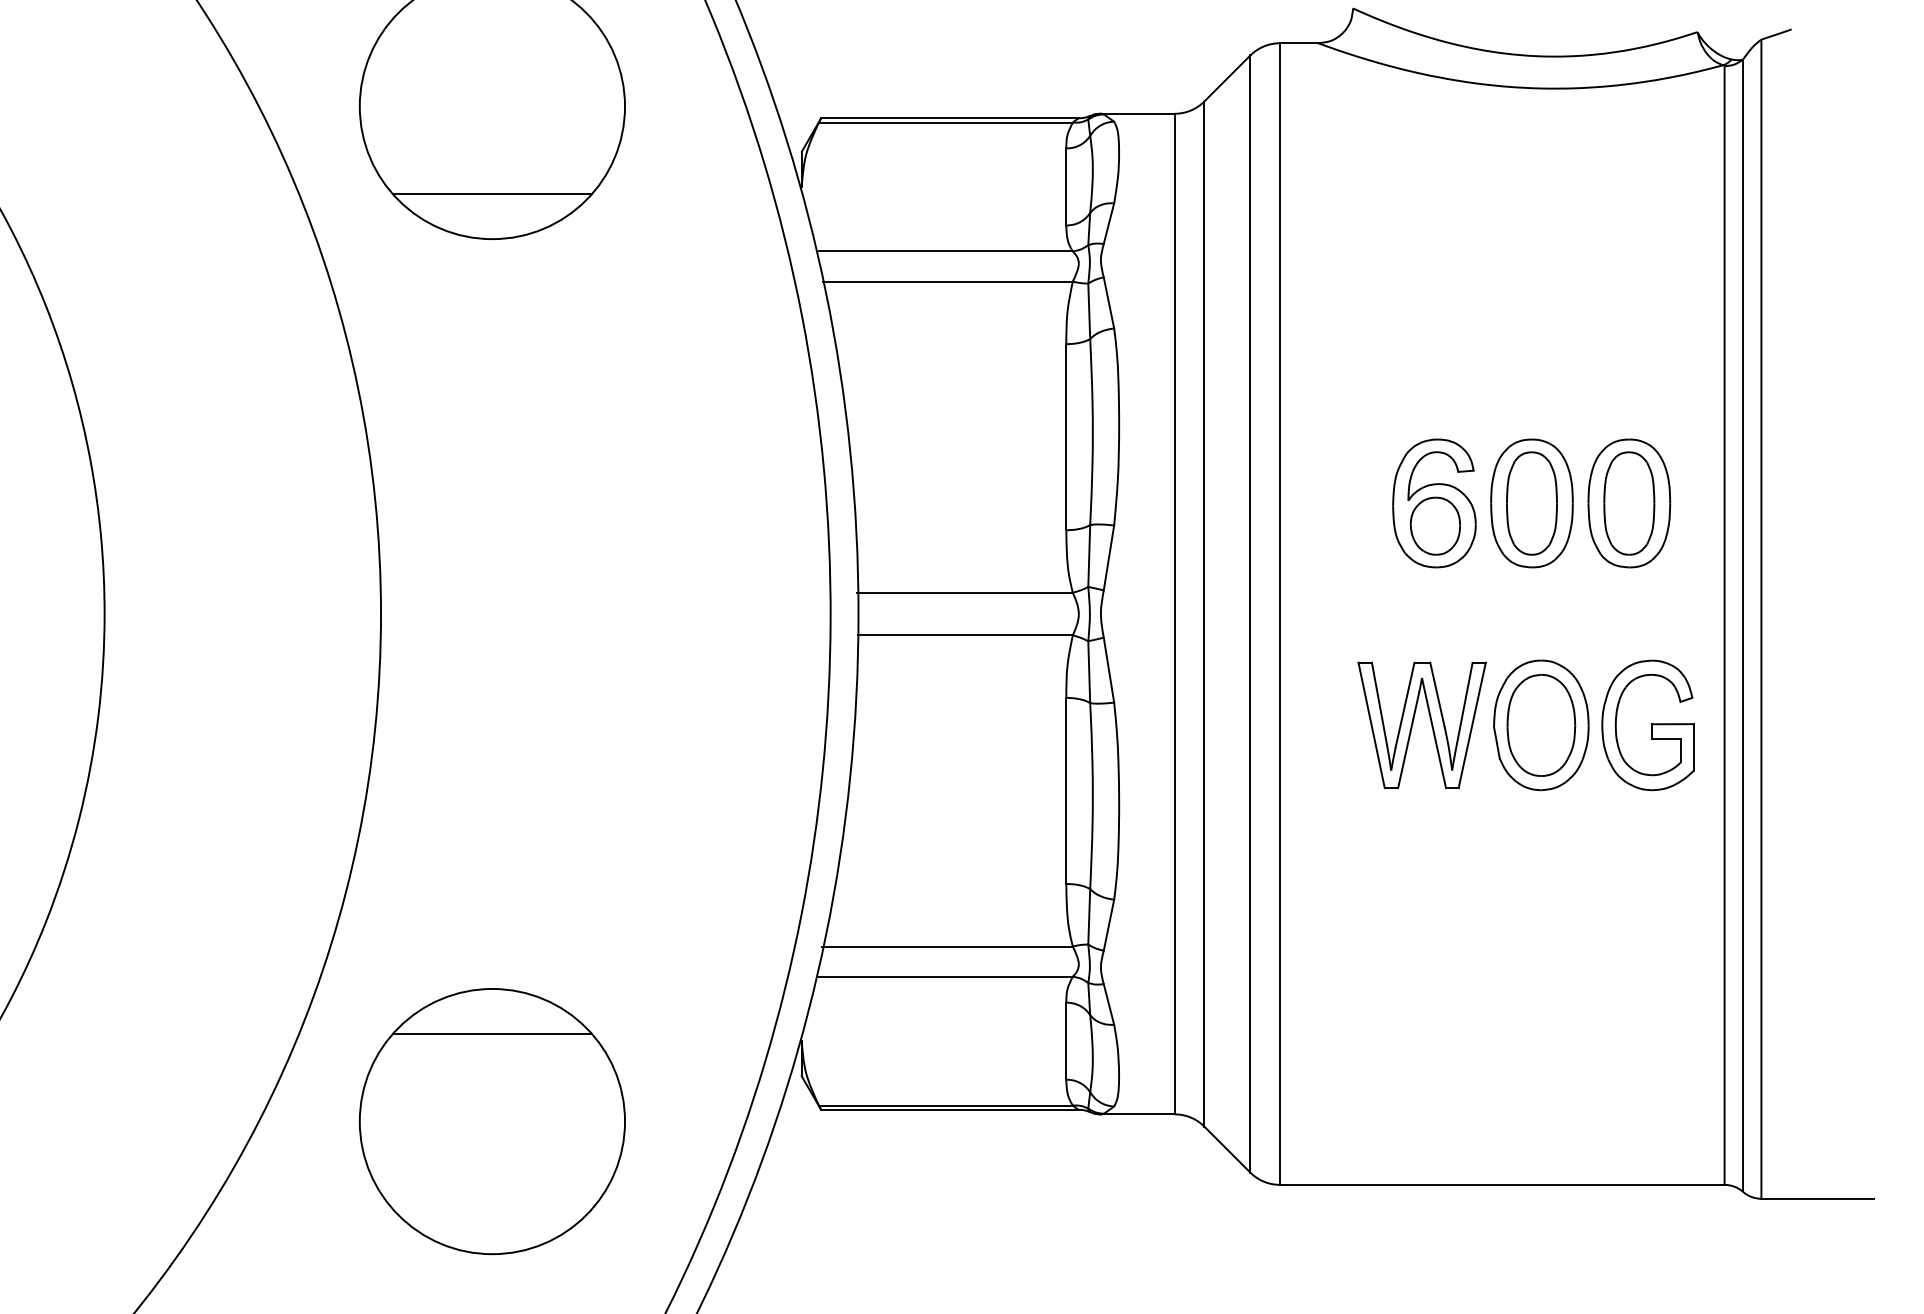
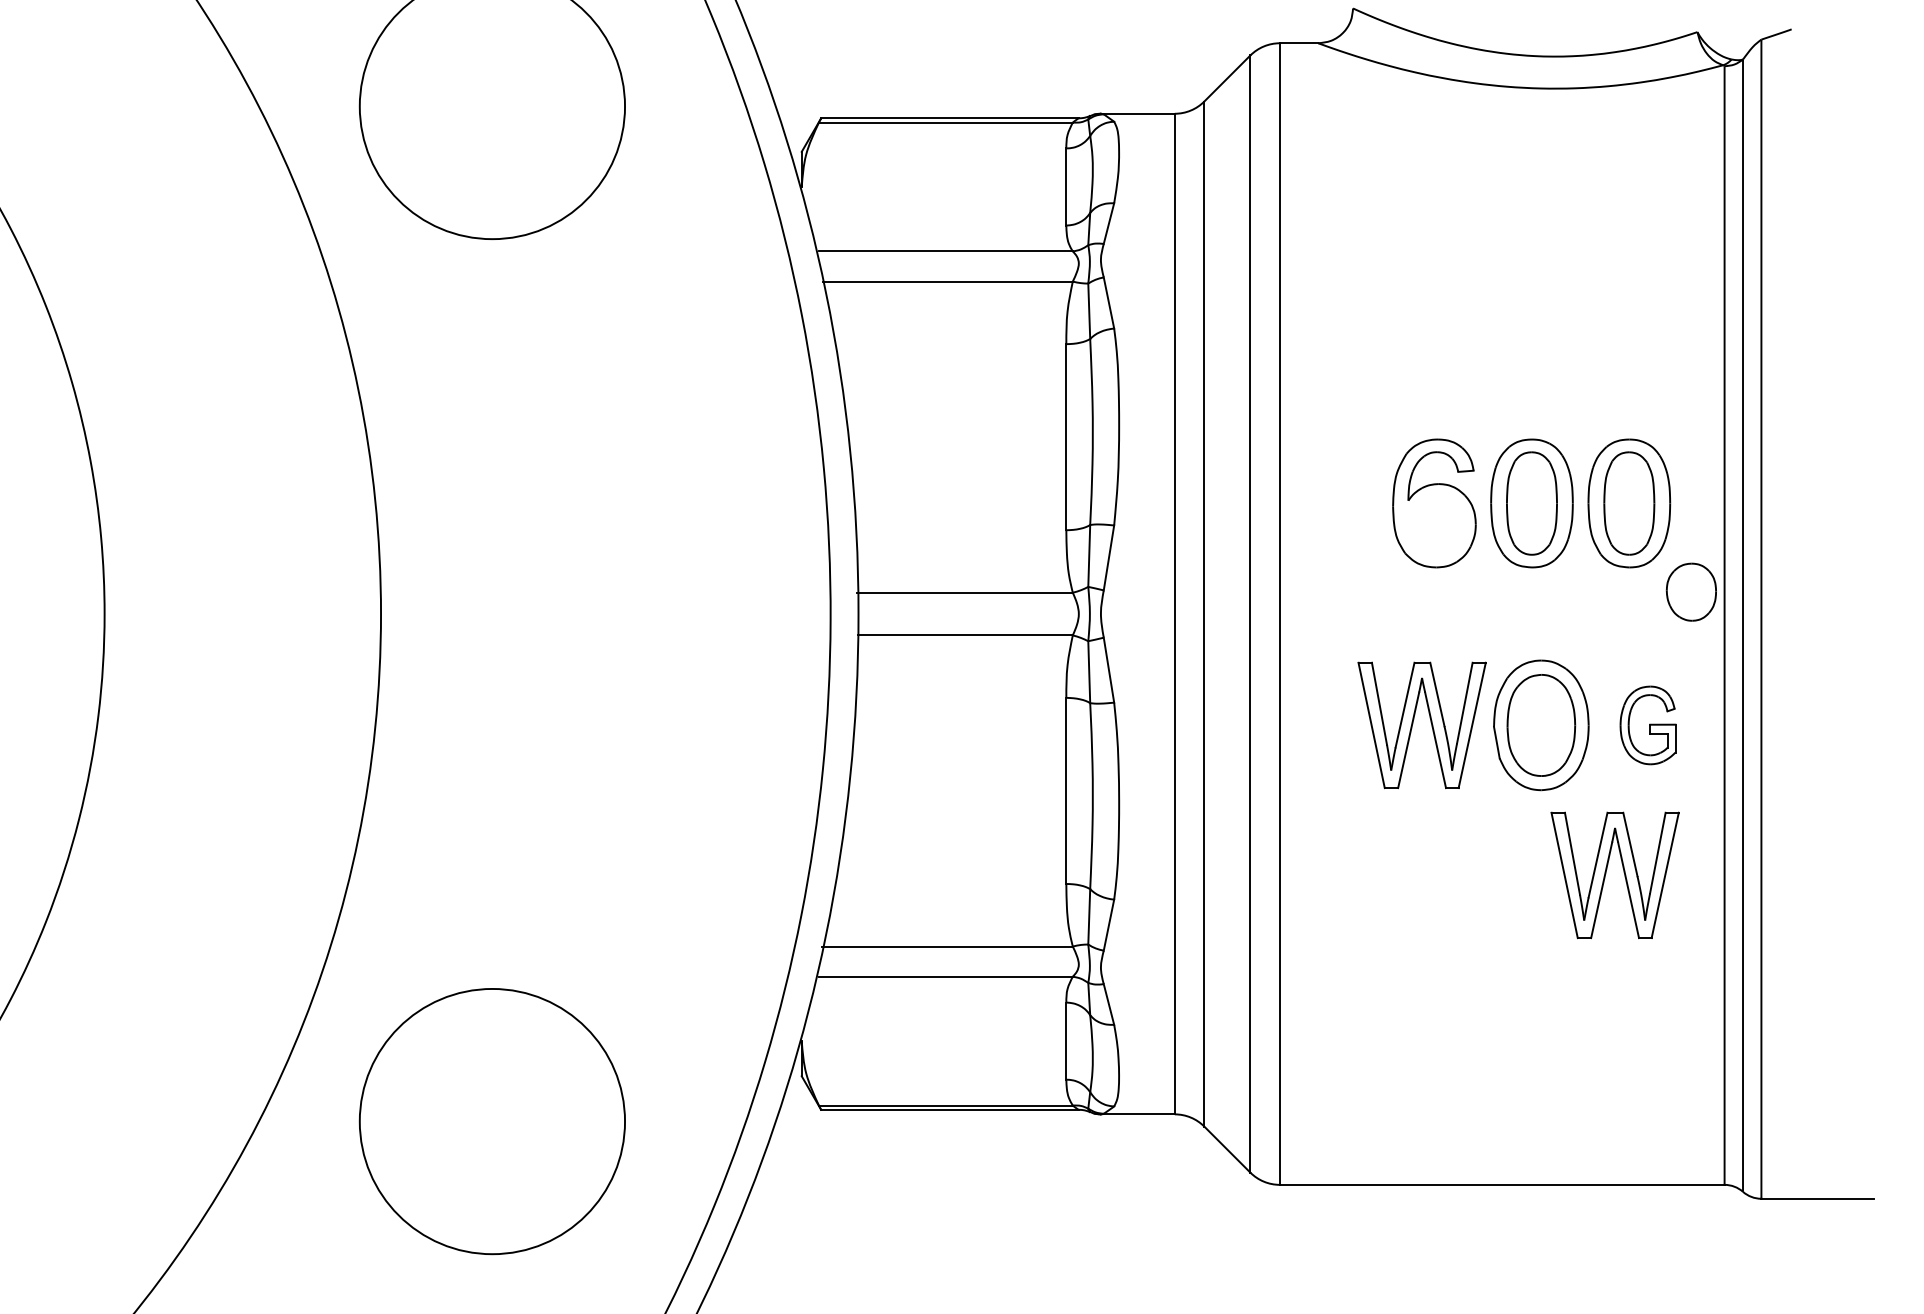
line: present -> none (491, 194)
part position: (1434, 525) -> (1690, 591) (1690, 591)
part size: 94x133 px -> 58x81 px (1647, 725)
part: none -> present (1606, 874)
line: present -> none (491, 1033)
